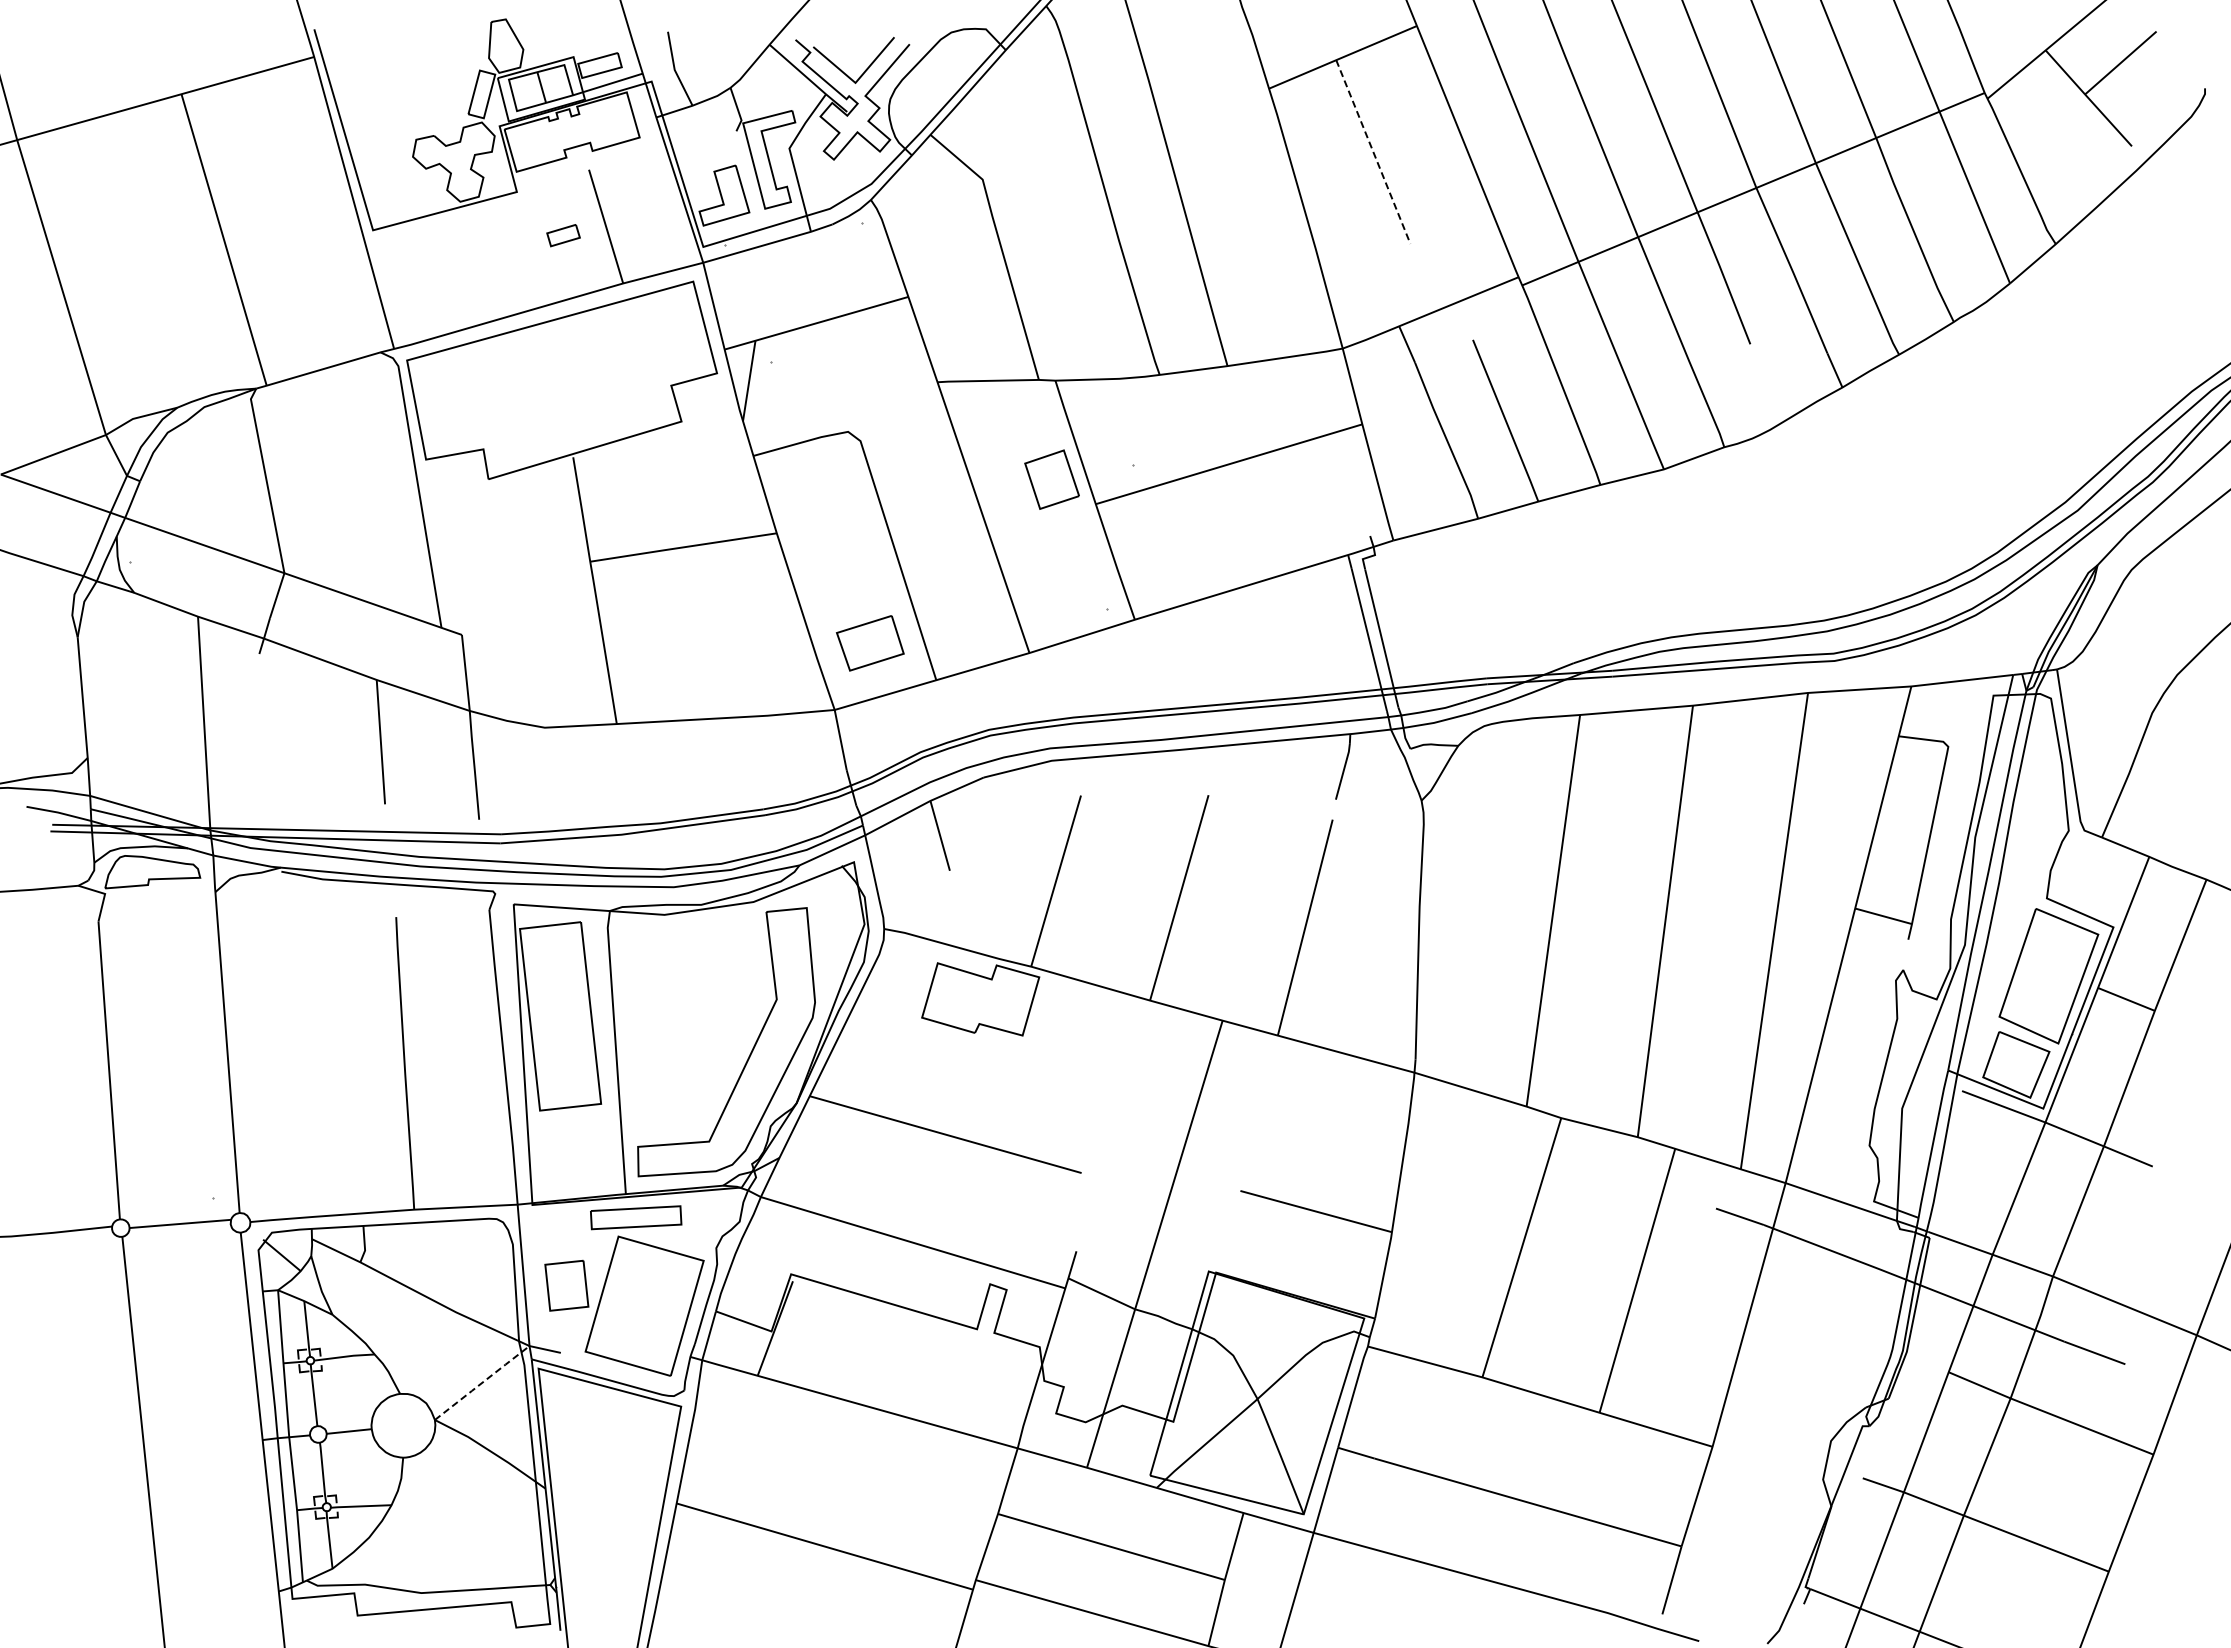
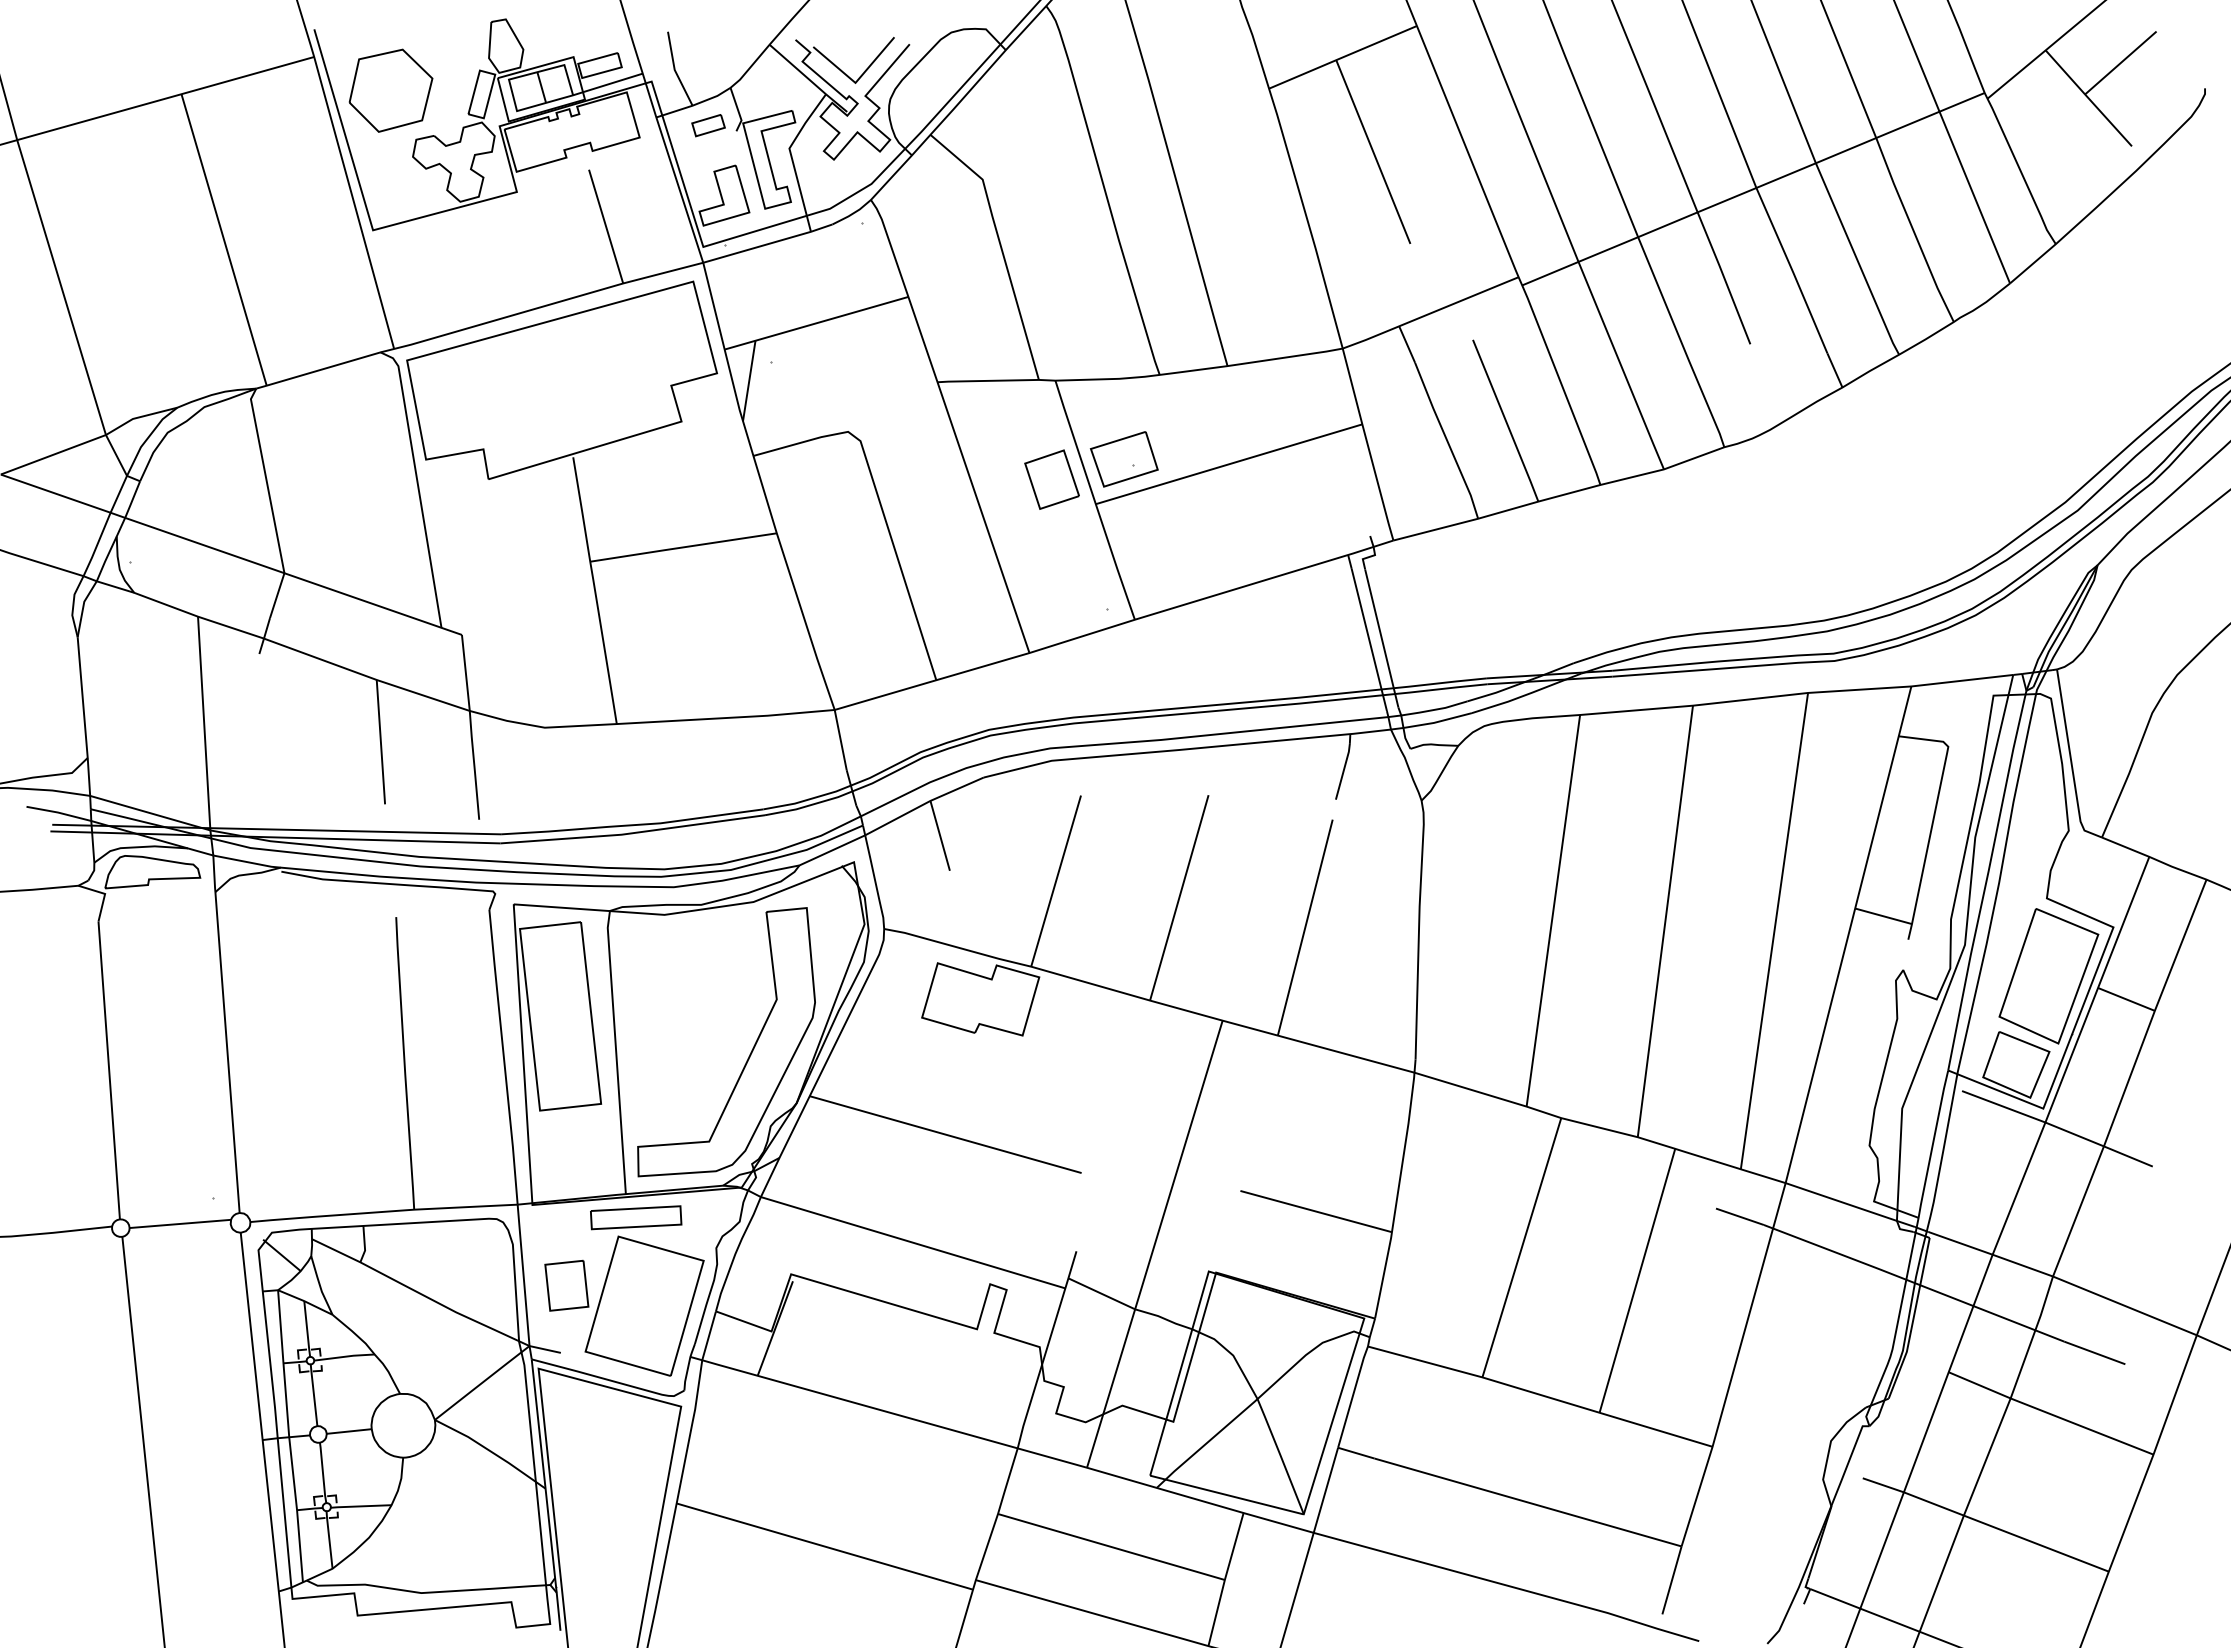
part: none -> present (390, 90)
line: dashed -> solid (1373, 152)
part position: (563, 235) -> (708, 125) (708, 125)
part position: (869, 643) -> (1123, 459) (1123, 459)
line: dashed -> solid (482, 1382)
